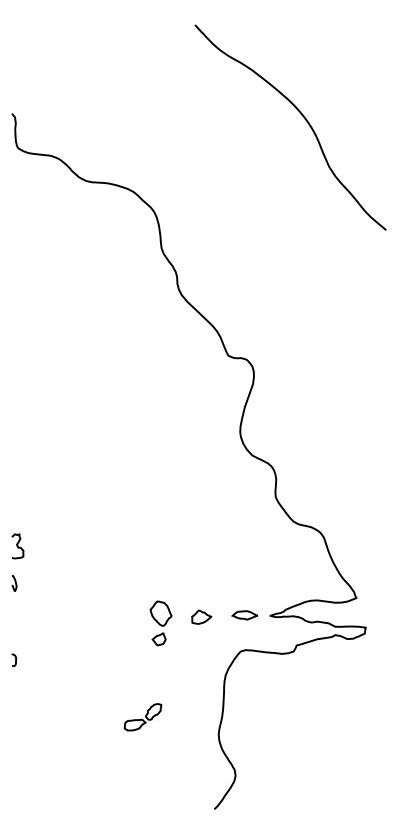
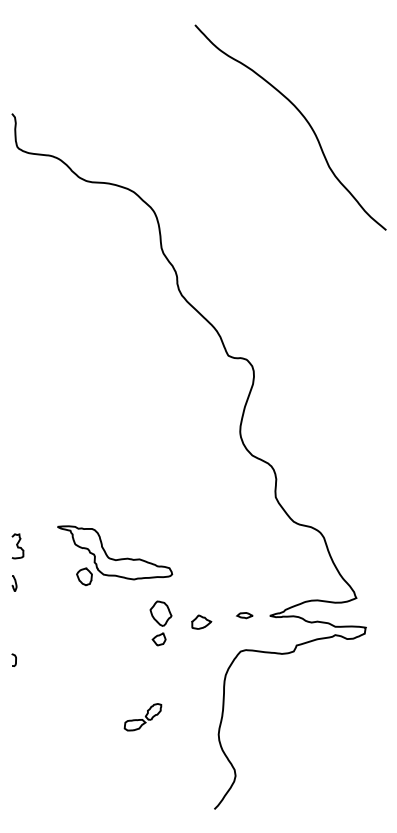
part: none -> present (115, 555)
part size: 28x11 px -> 18x8 px (244, 615)
part position: (201, 616) -> (201, 621) (201, 621)
